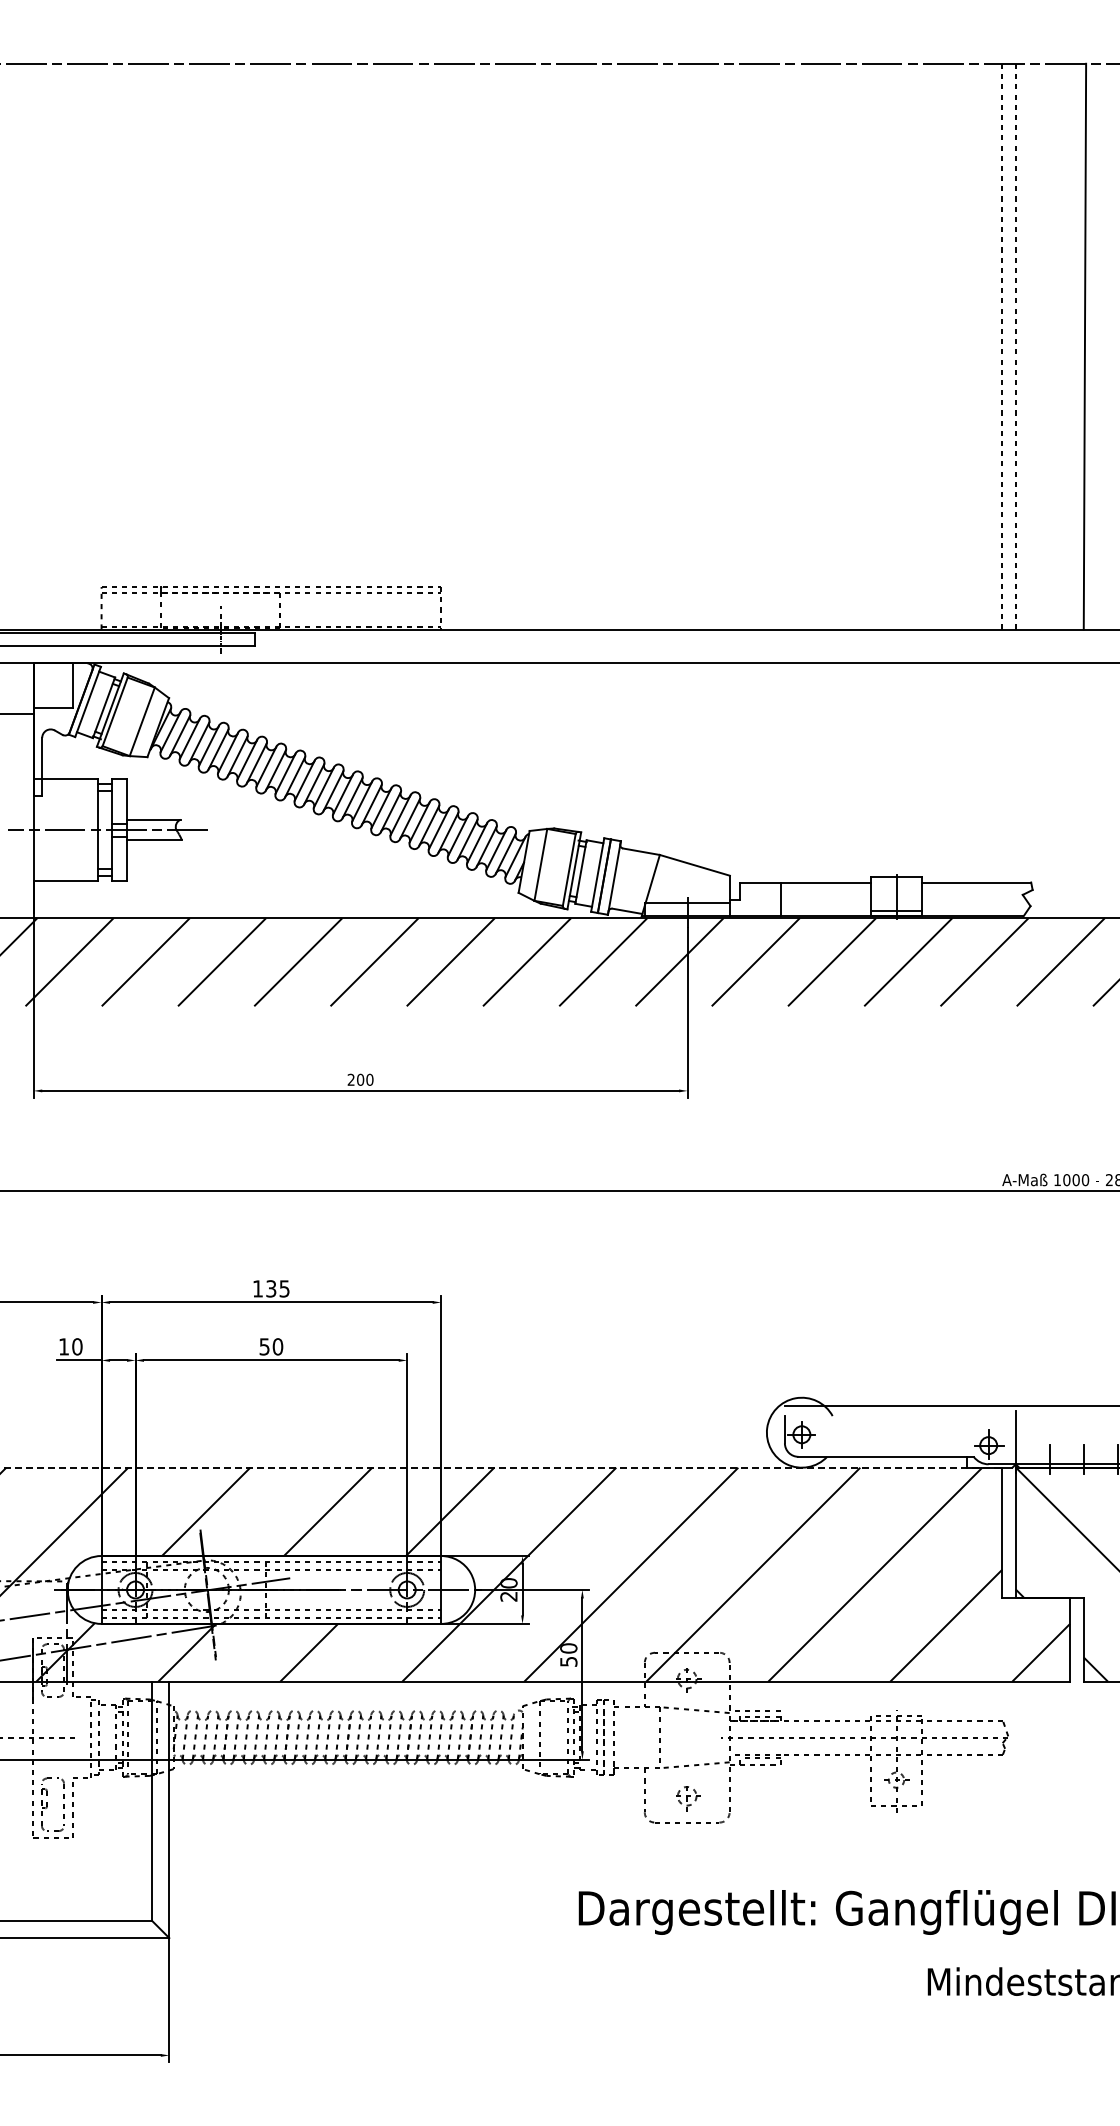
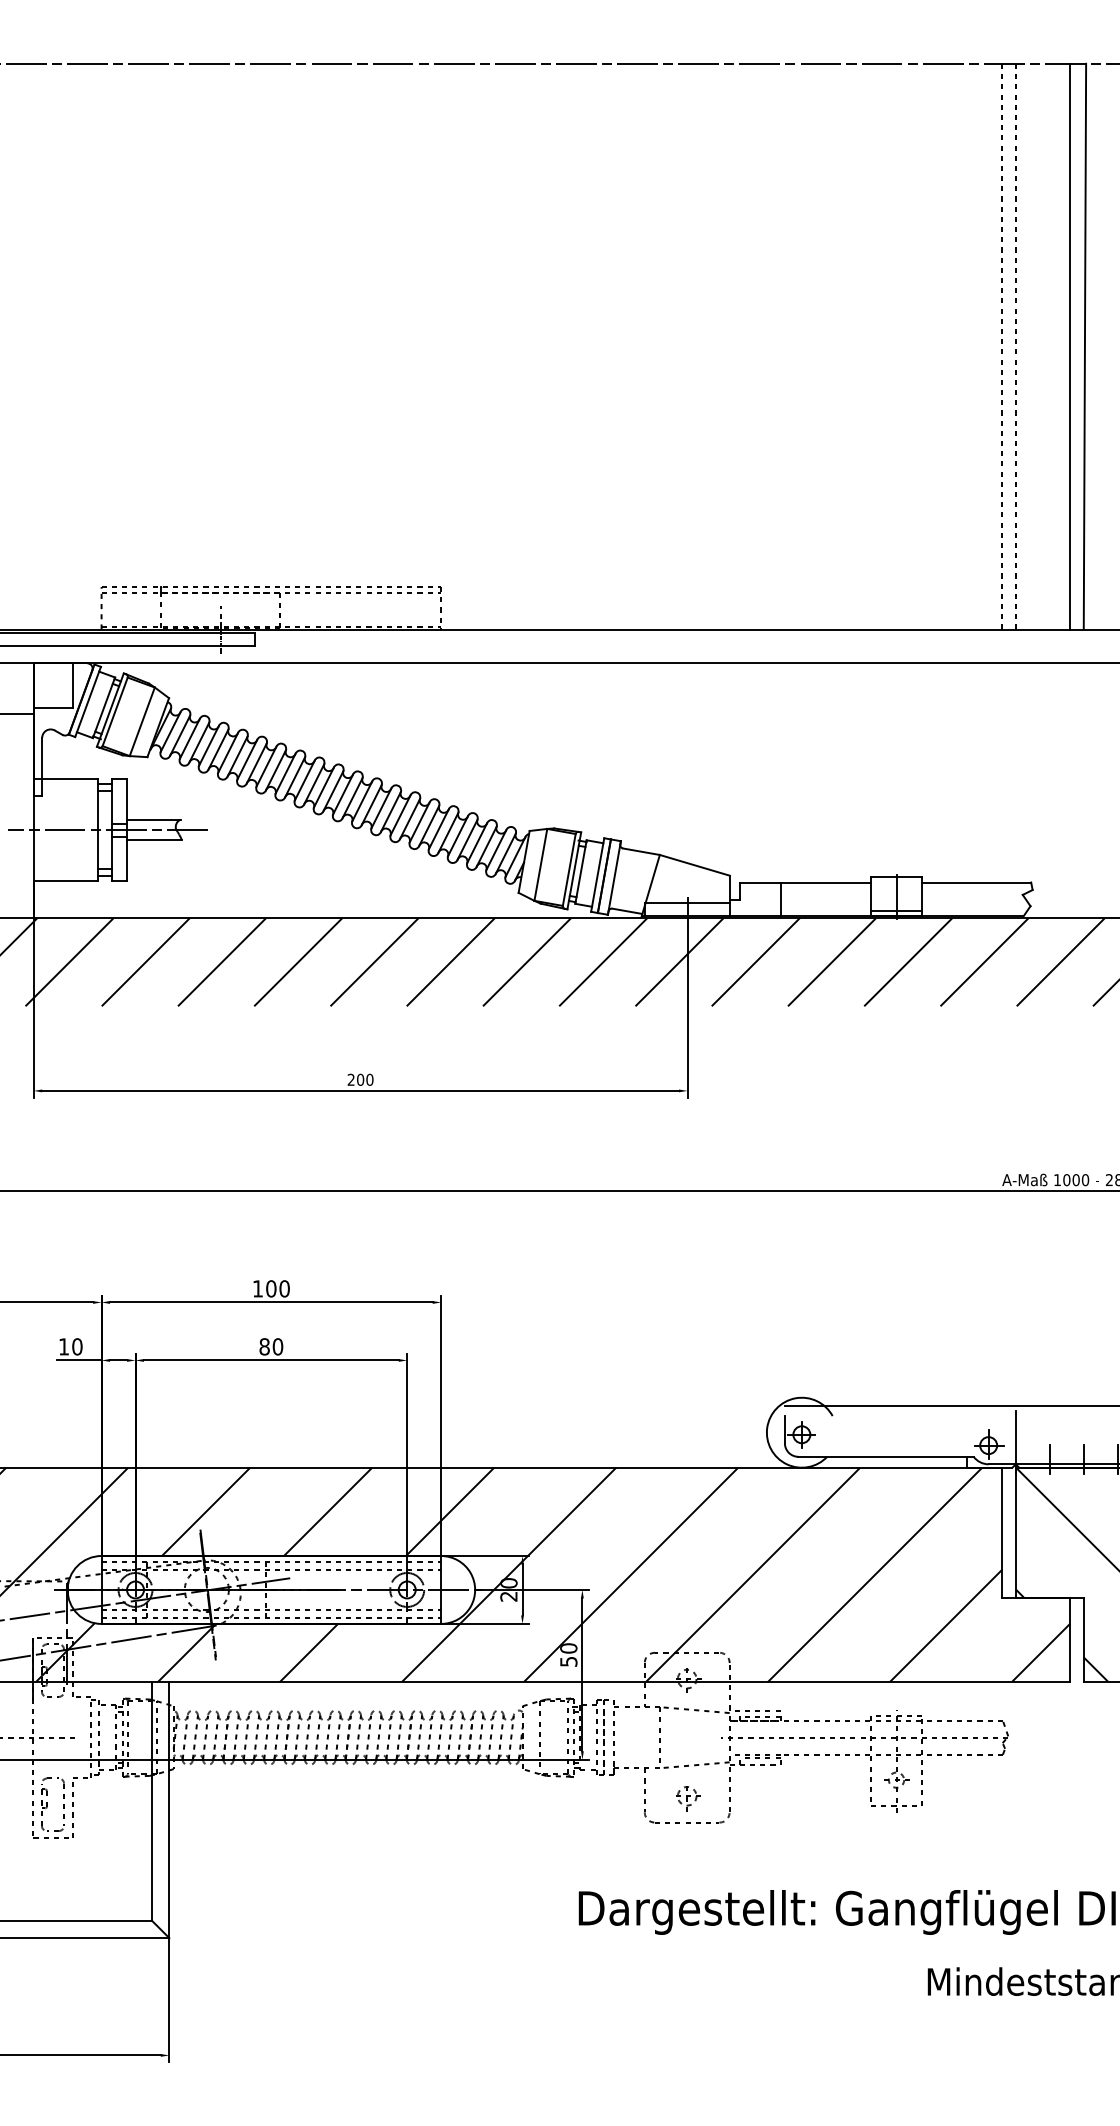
line: none -> present (1070, 346)
text: 135 -> 100 (277, 1288)
text: 50 -> 80 (264, 1346)
line: dashed -> solid (501, 1467)
